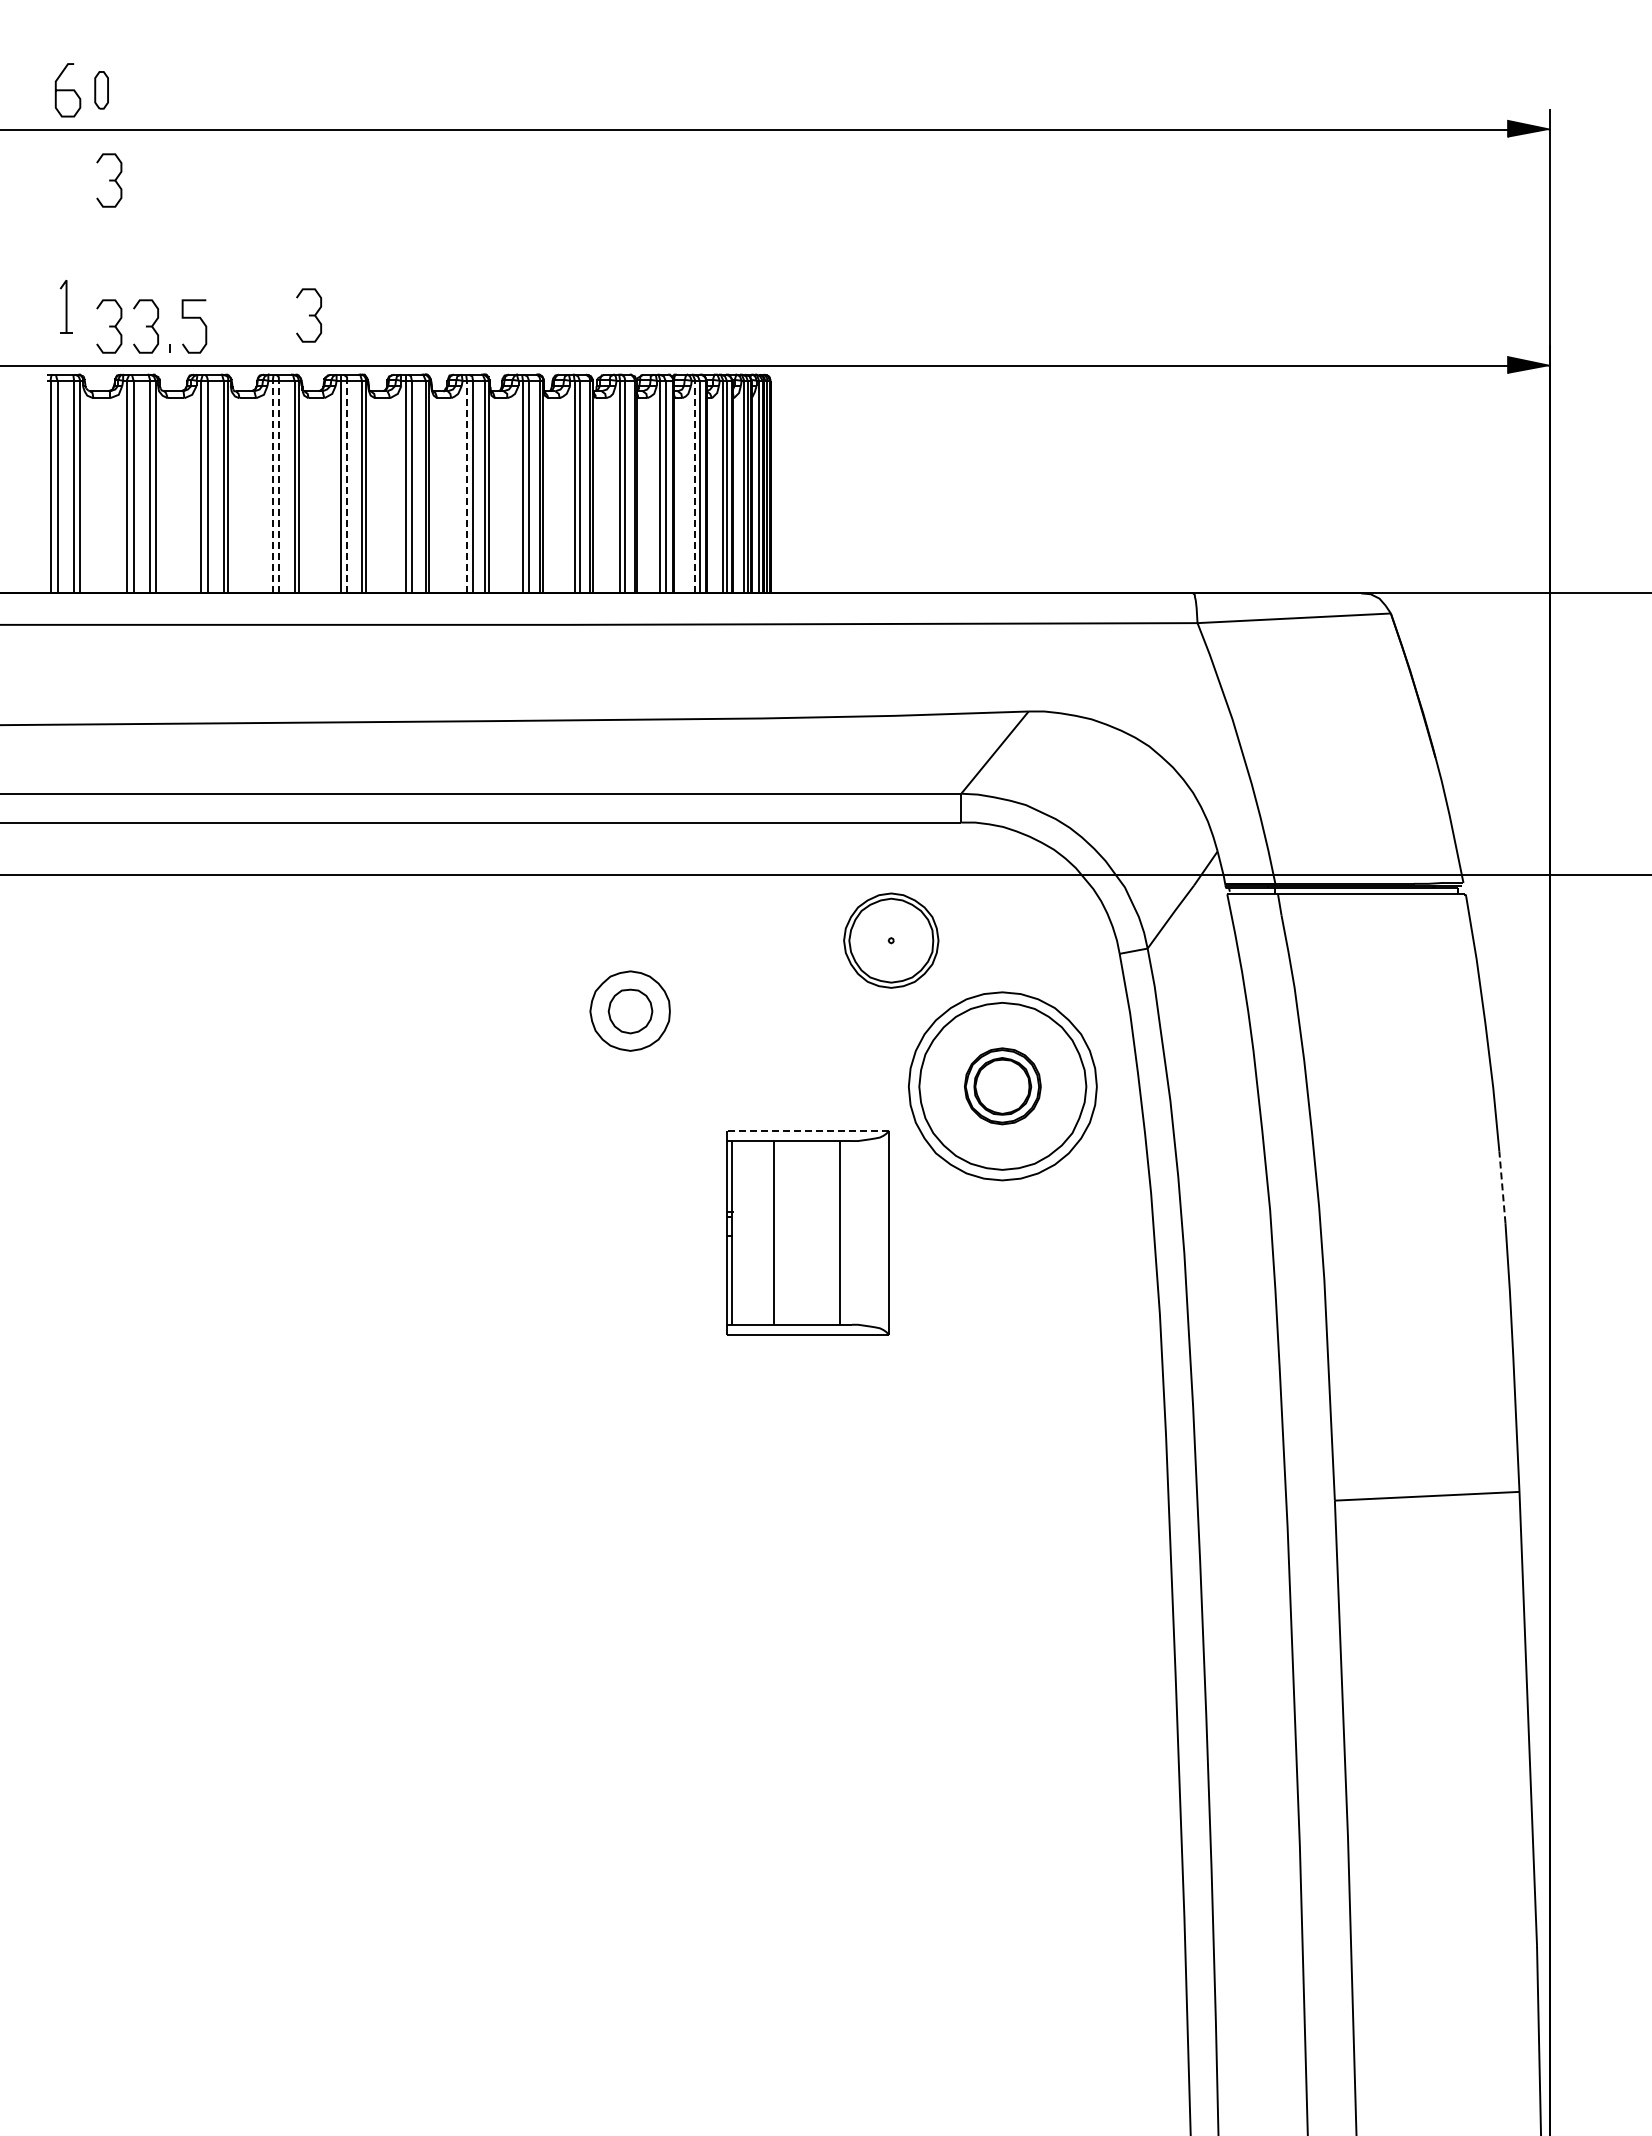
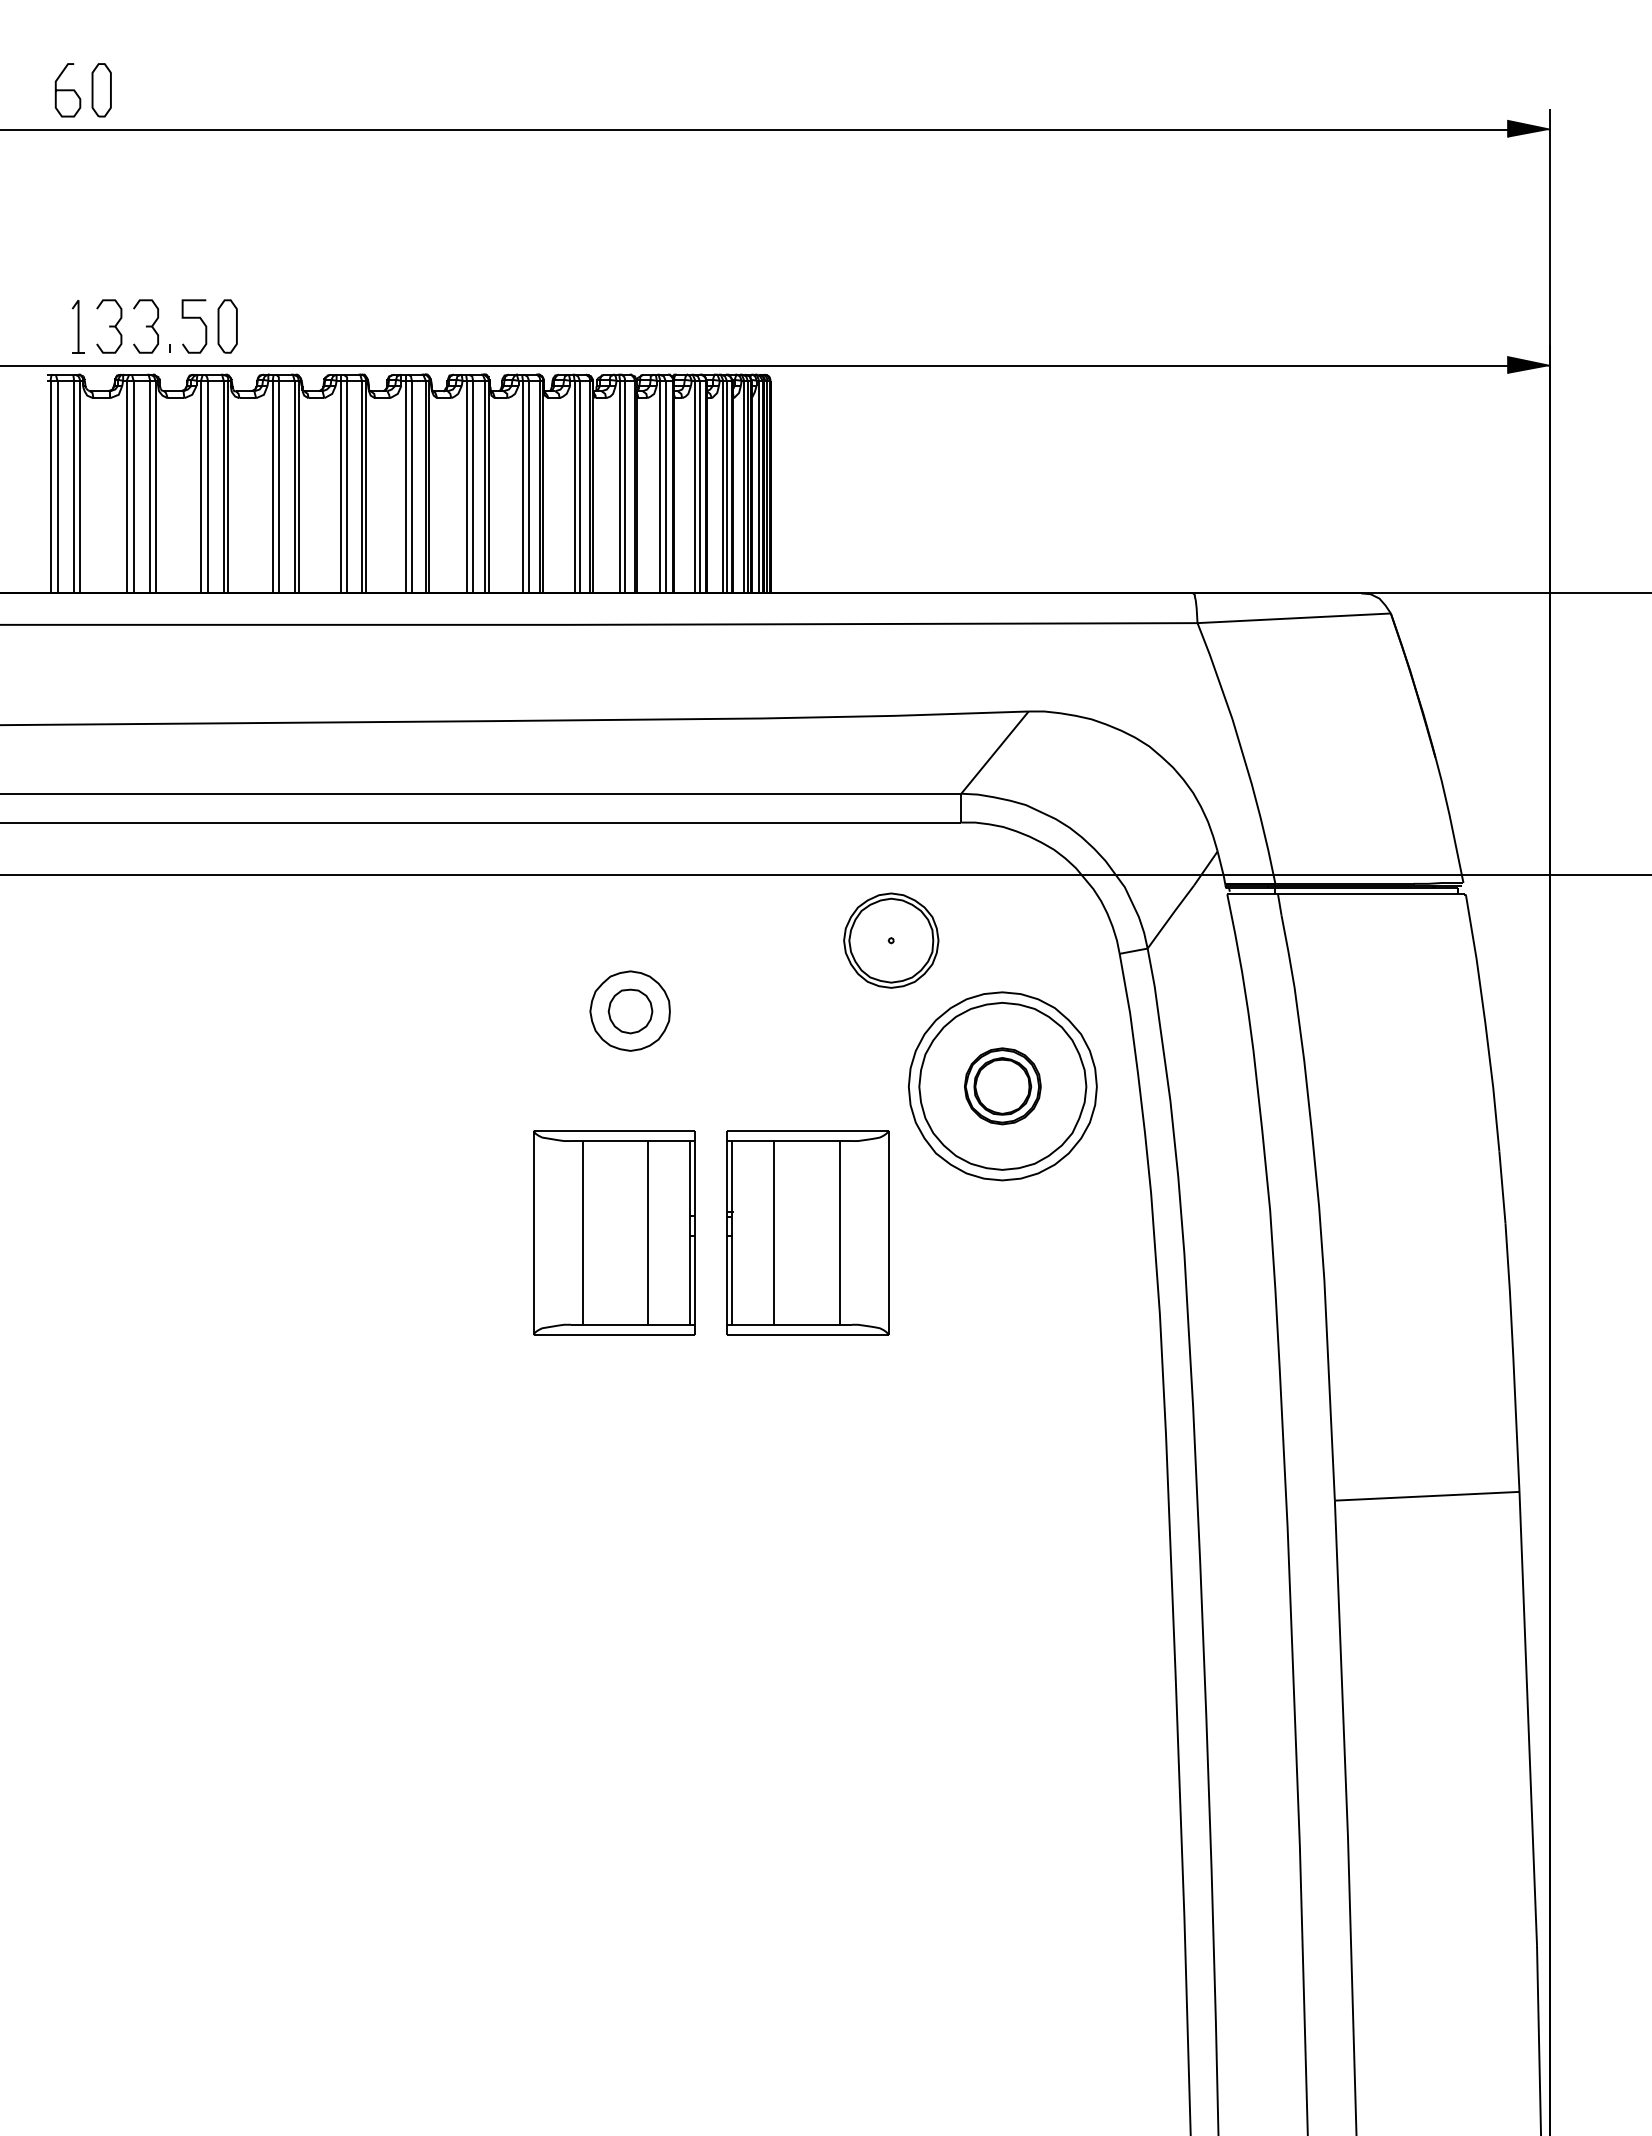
part size: 15x39 px -> 21x55 px (101, 90)
part: present -> none (109, 180)
part position: (65, 306) -> (77, 326) (77, 326)
part: present -> none (309, 315)
part: none -> present (227, 326)
line: dashed -> solid (272, 486)
line: dashed -> solid (278, 486)
line: dashed -> solid (347, 486)
line: dashed -> solid (466, 486)
line: dashed -> solid (695, 486)
line: dashed -> solid (807, 1130)
line: dashed -> solid (1502, 1187)
part: none -> present (614, 1232)
